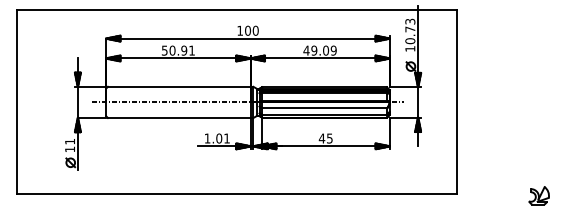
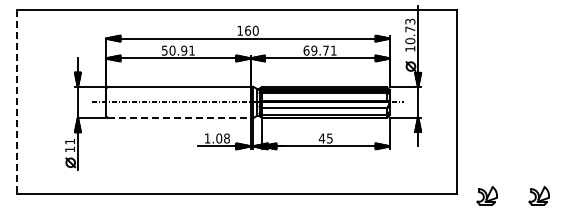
text: 100 -> 160 (248, 30)
text: 49.09 -> 69.71 (319, 50)
line: solid -> dashed (16, 102)
line: solid -> dashed (179, 118)
text: 1.01 -> 1.08 (226, 138)
part: none -> present (486, 195)
